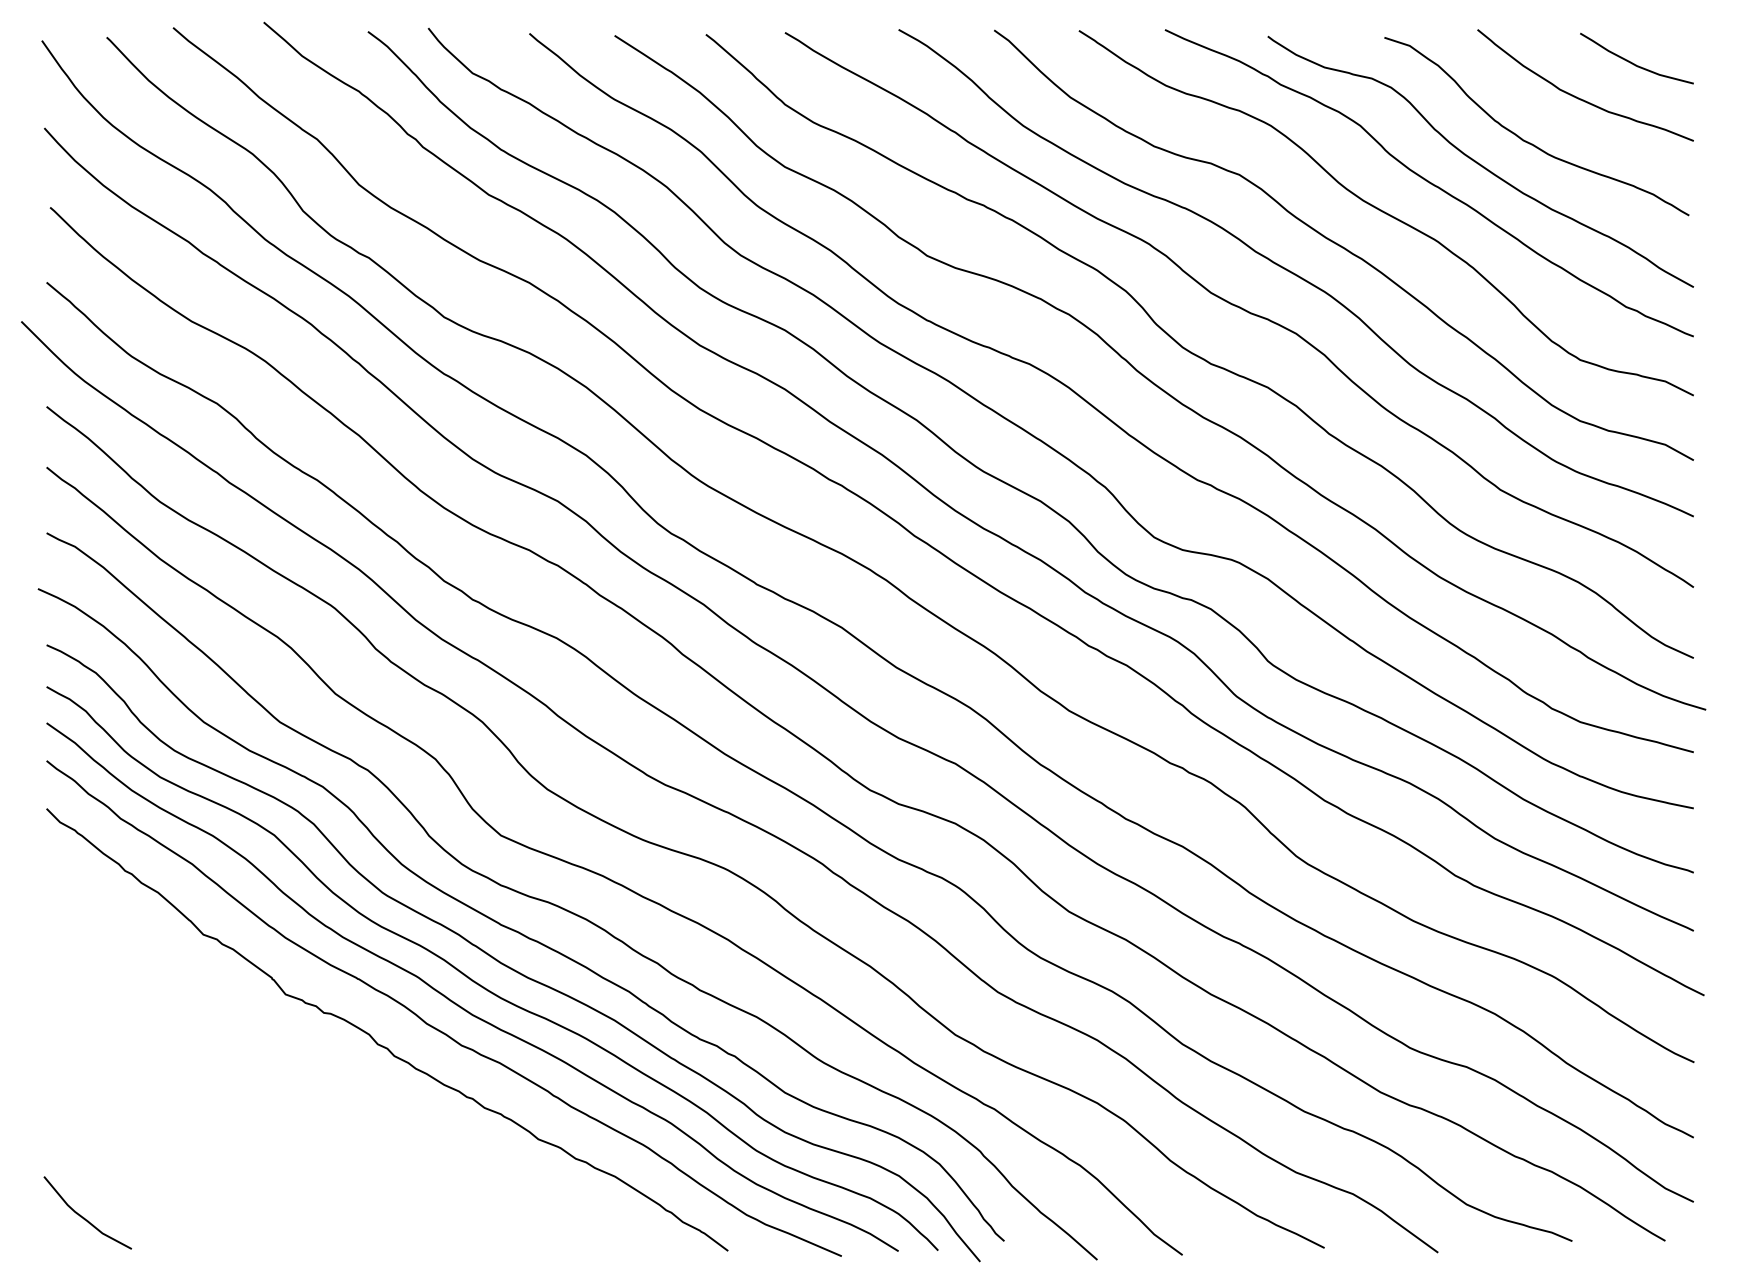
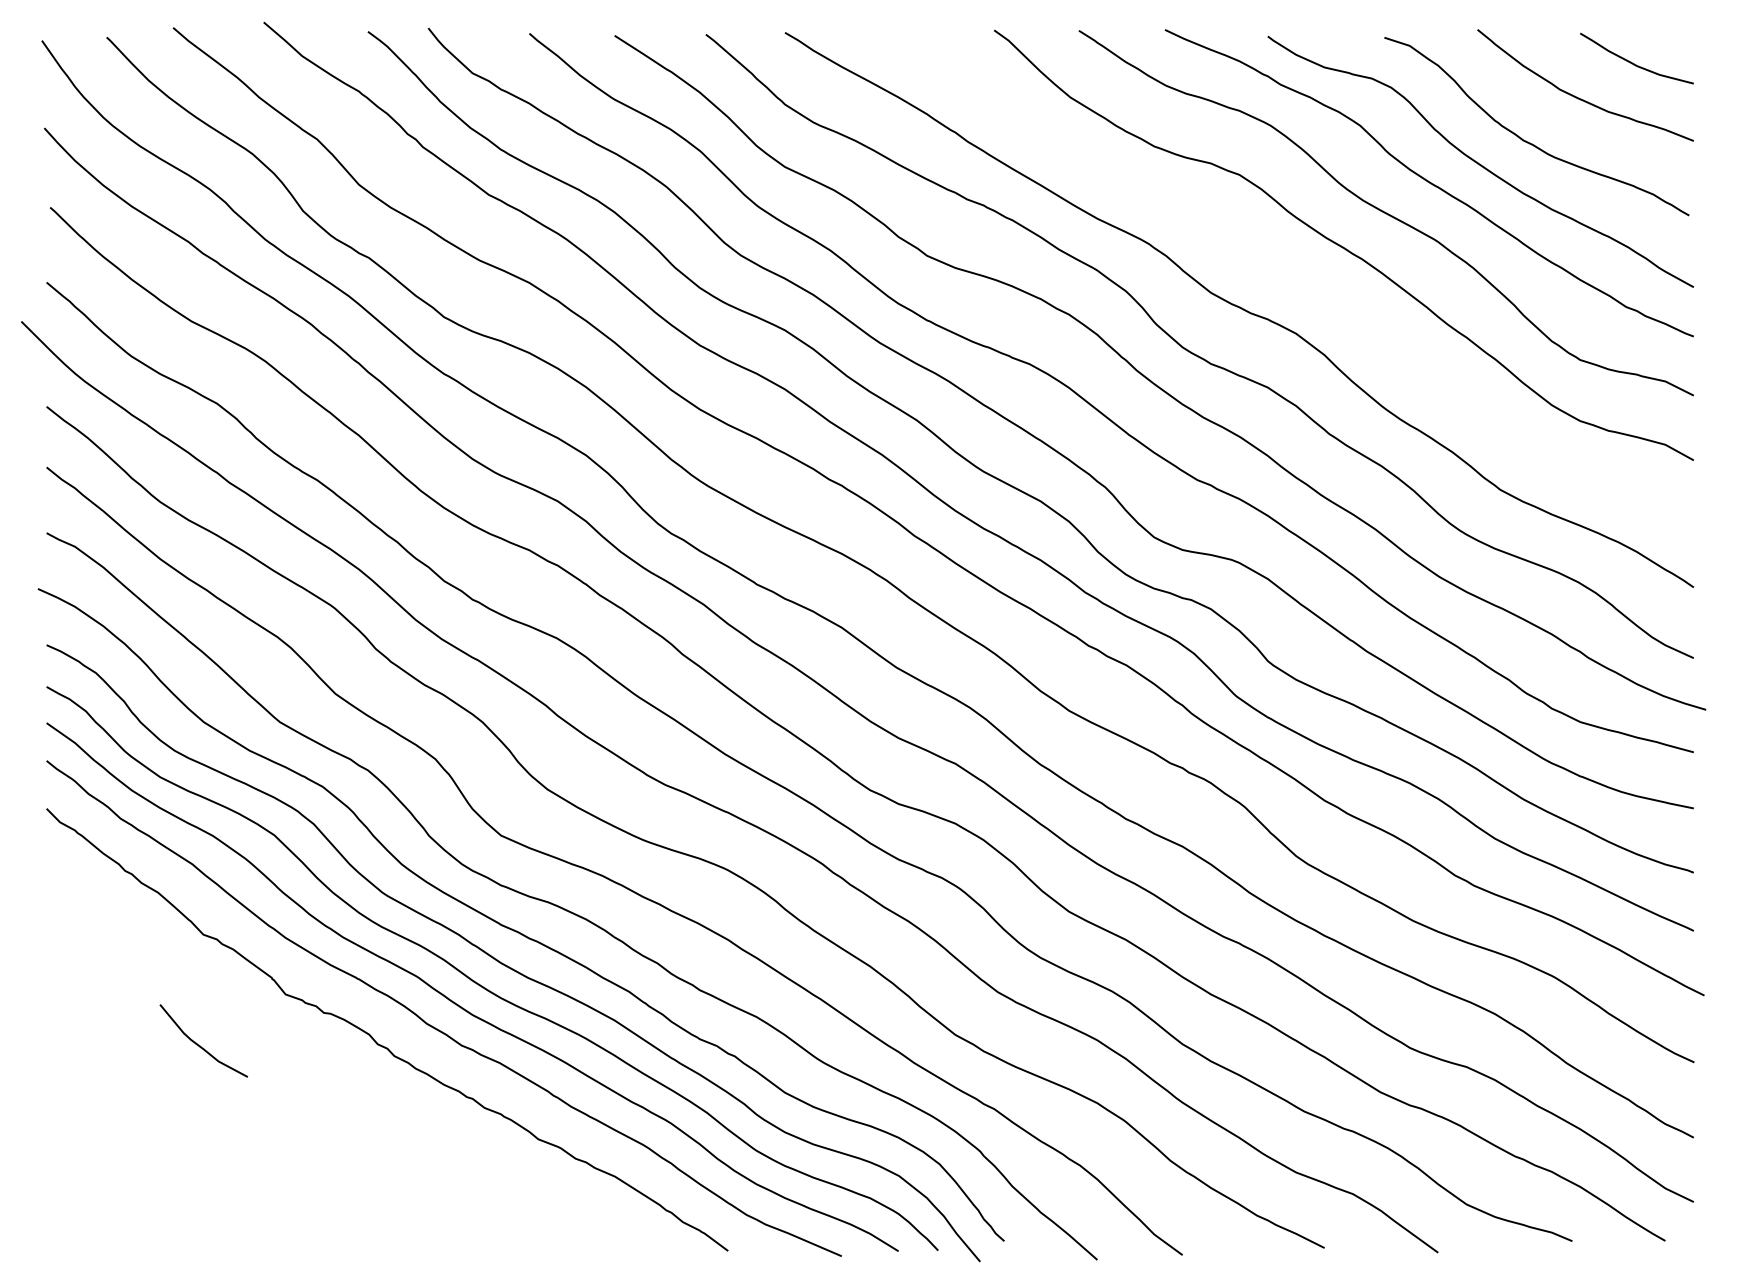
curve: present -> none (1295, 273)
curve position: (84, 1217) -> (200, 1045) (200, 1045)
